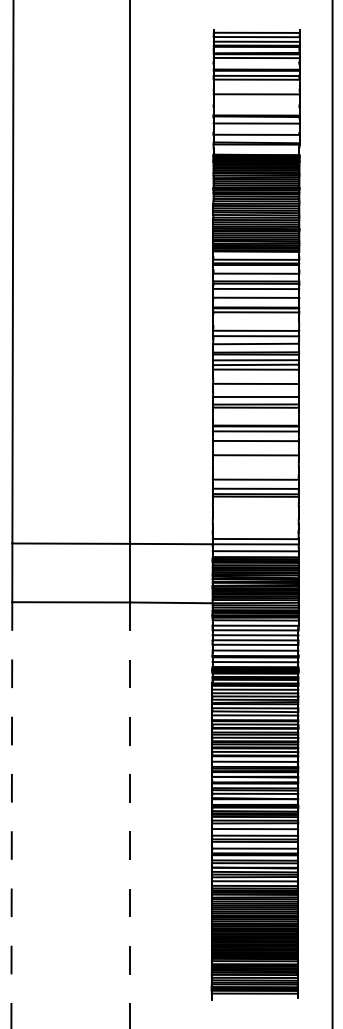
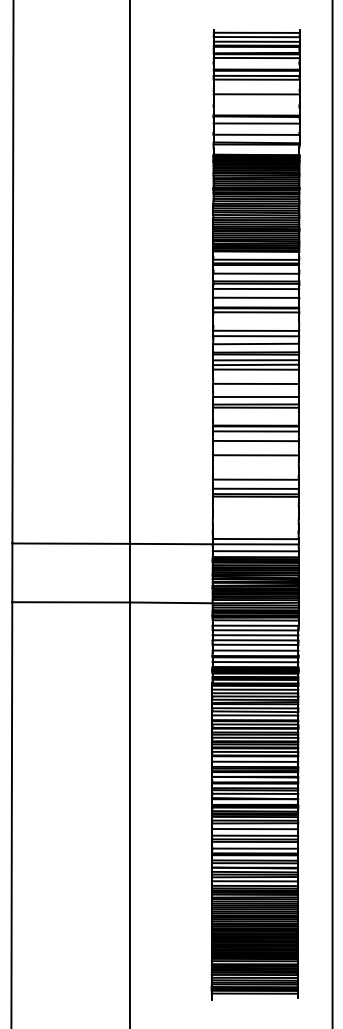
line: dashed -> solid (130, 815)
line: dashed -> solid (11, 816)
